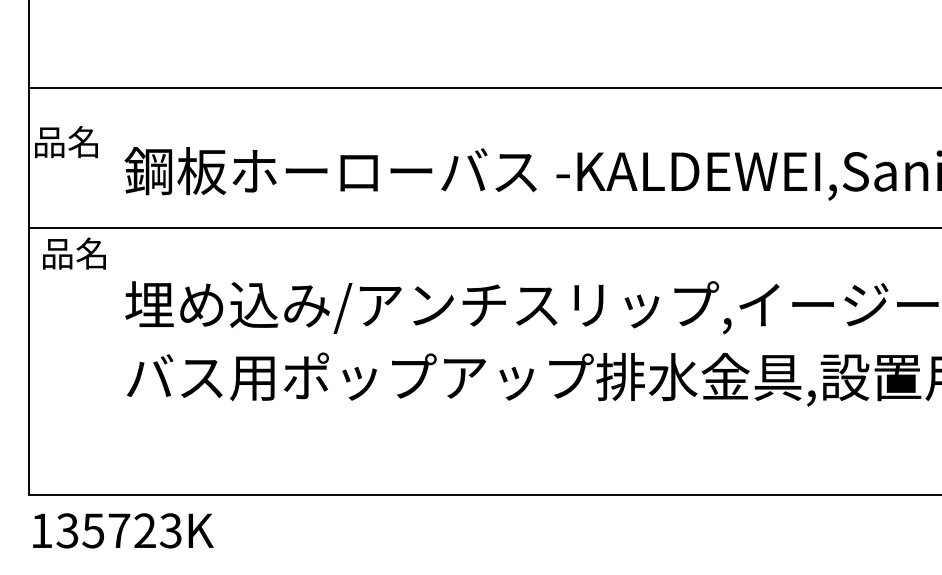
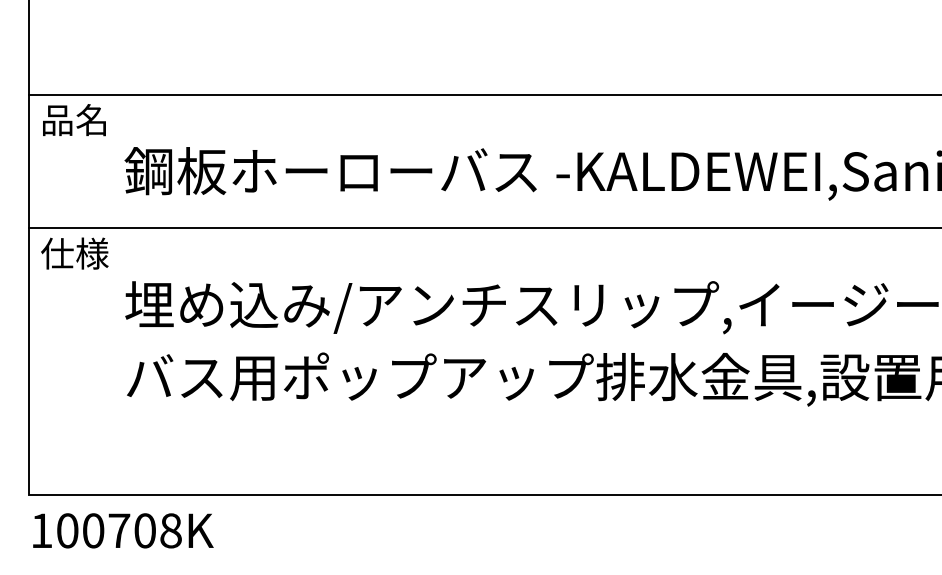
line position: (483, 87) -> (483, 94) (483, 94)
text position: (66, 142) -> (74, 120) (74, 120)
text: 品名 -> 仕様 (74, 253)
text: 135723K -> 100708K (118, 530)
